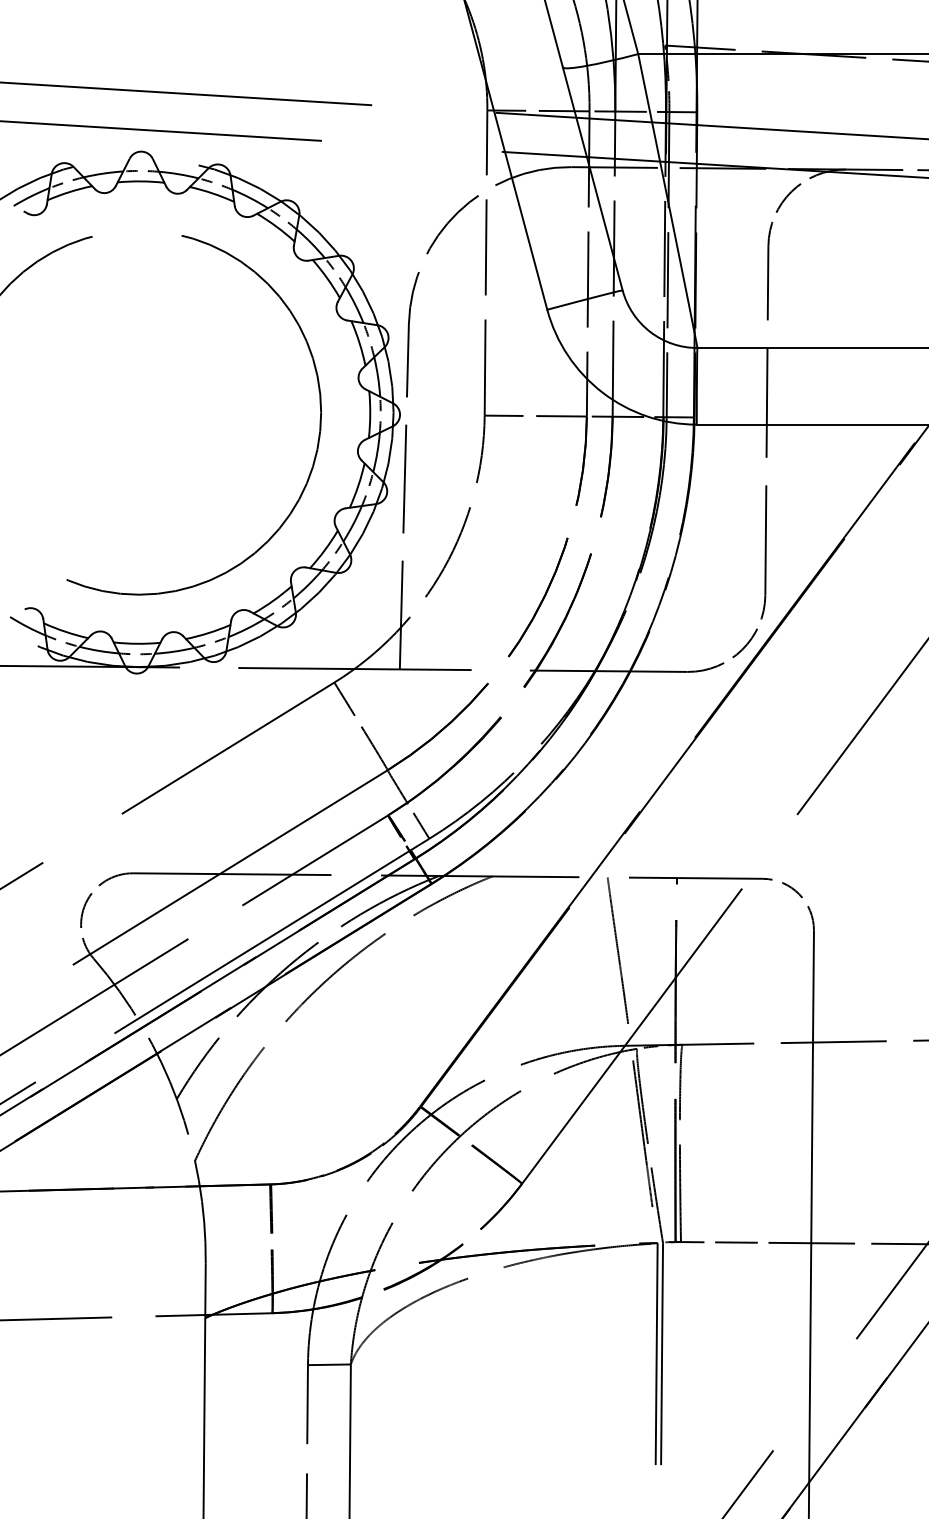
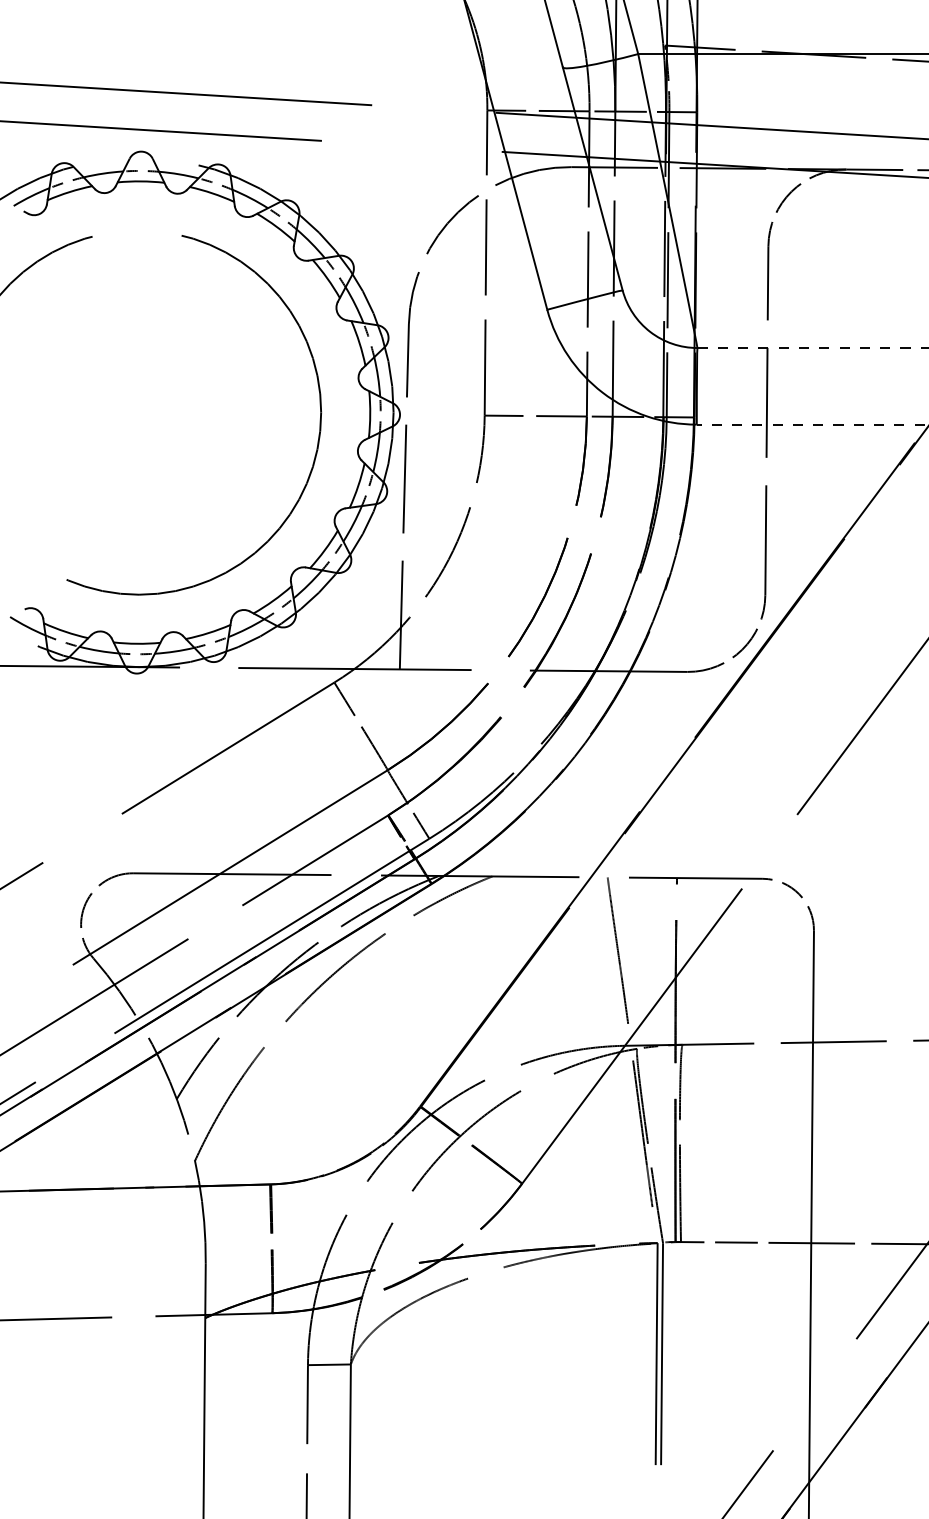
line: solid -> dashed (813, 348)
line: solid -> dashed (812, 424)
